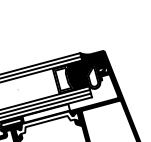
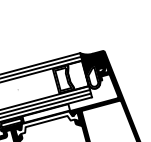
fill: present -> none (77, 74)
